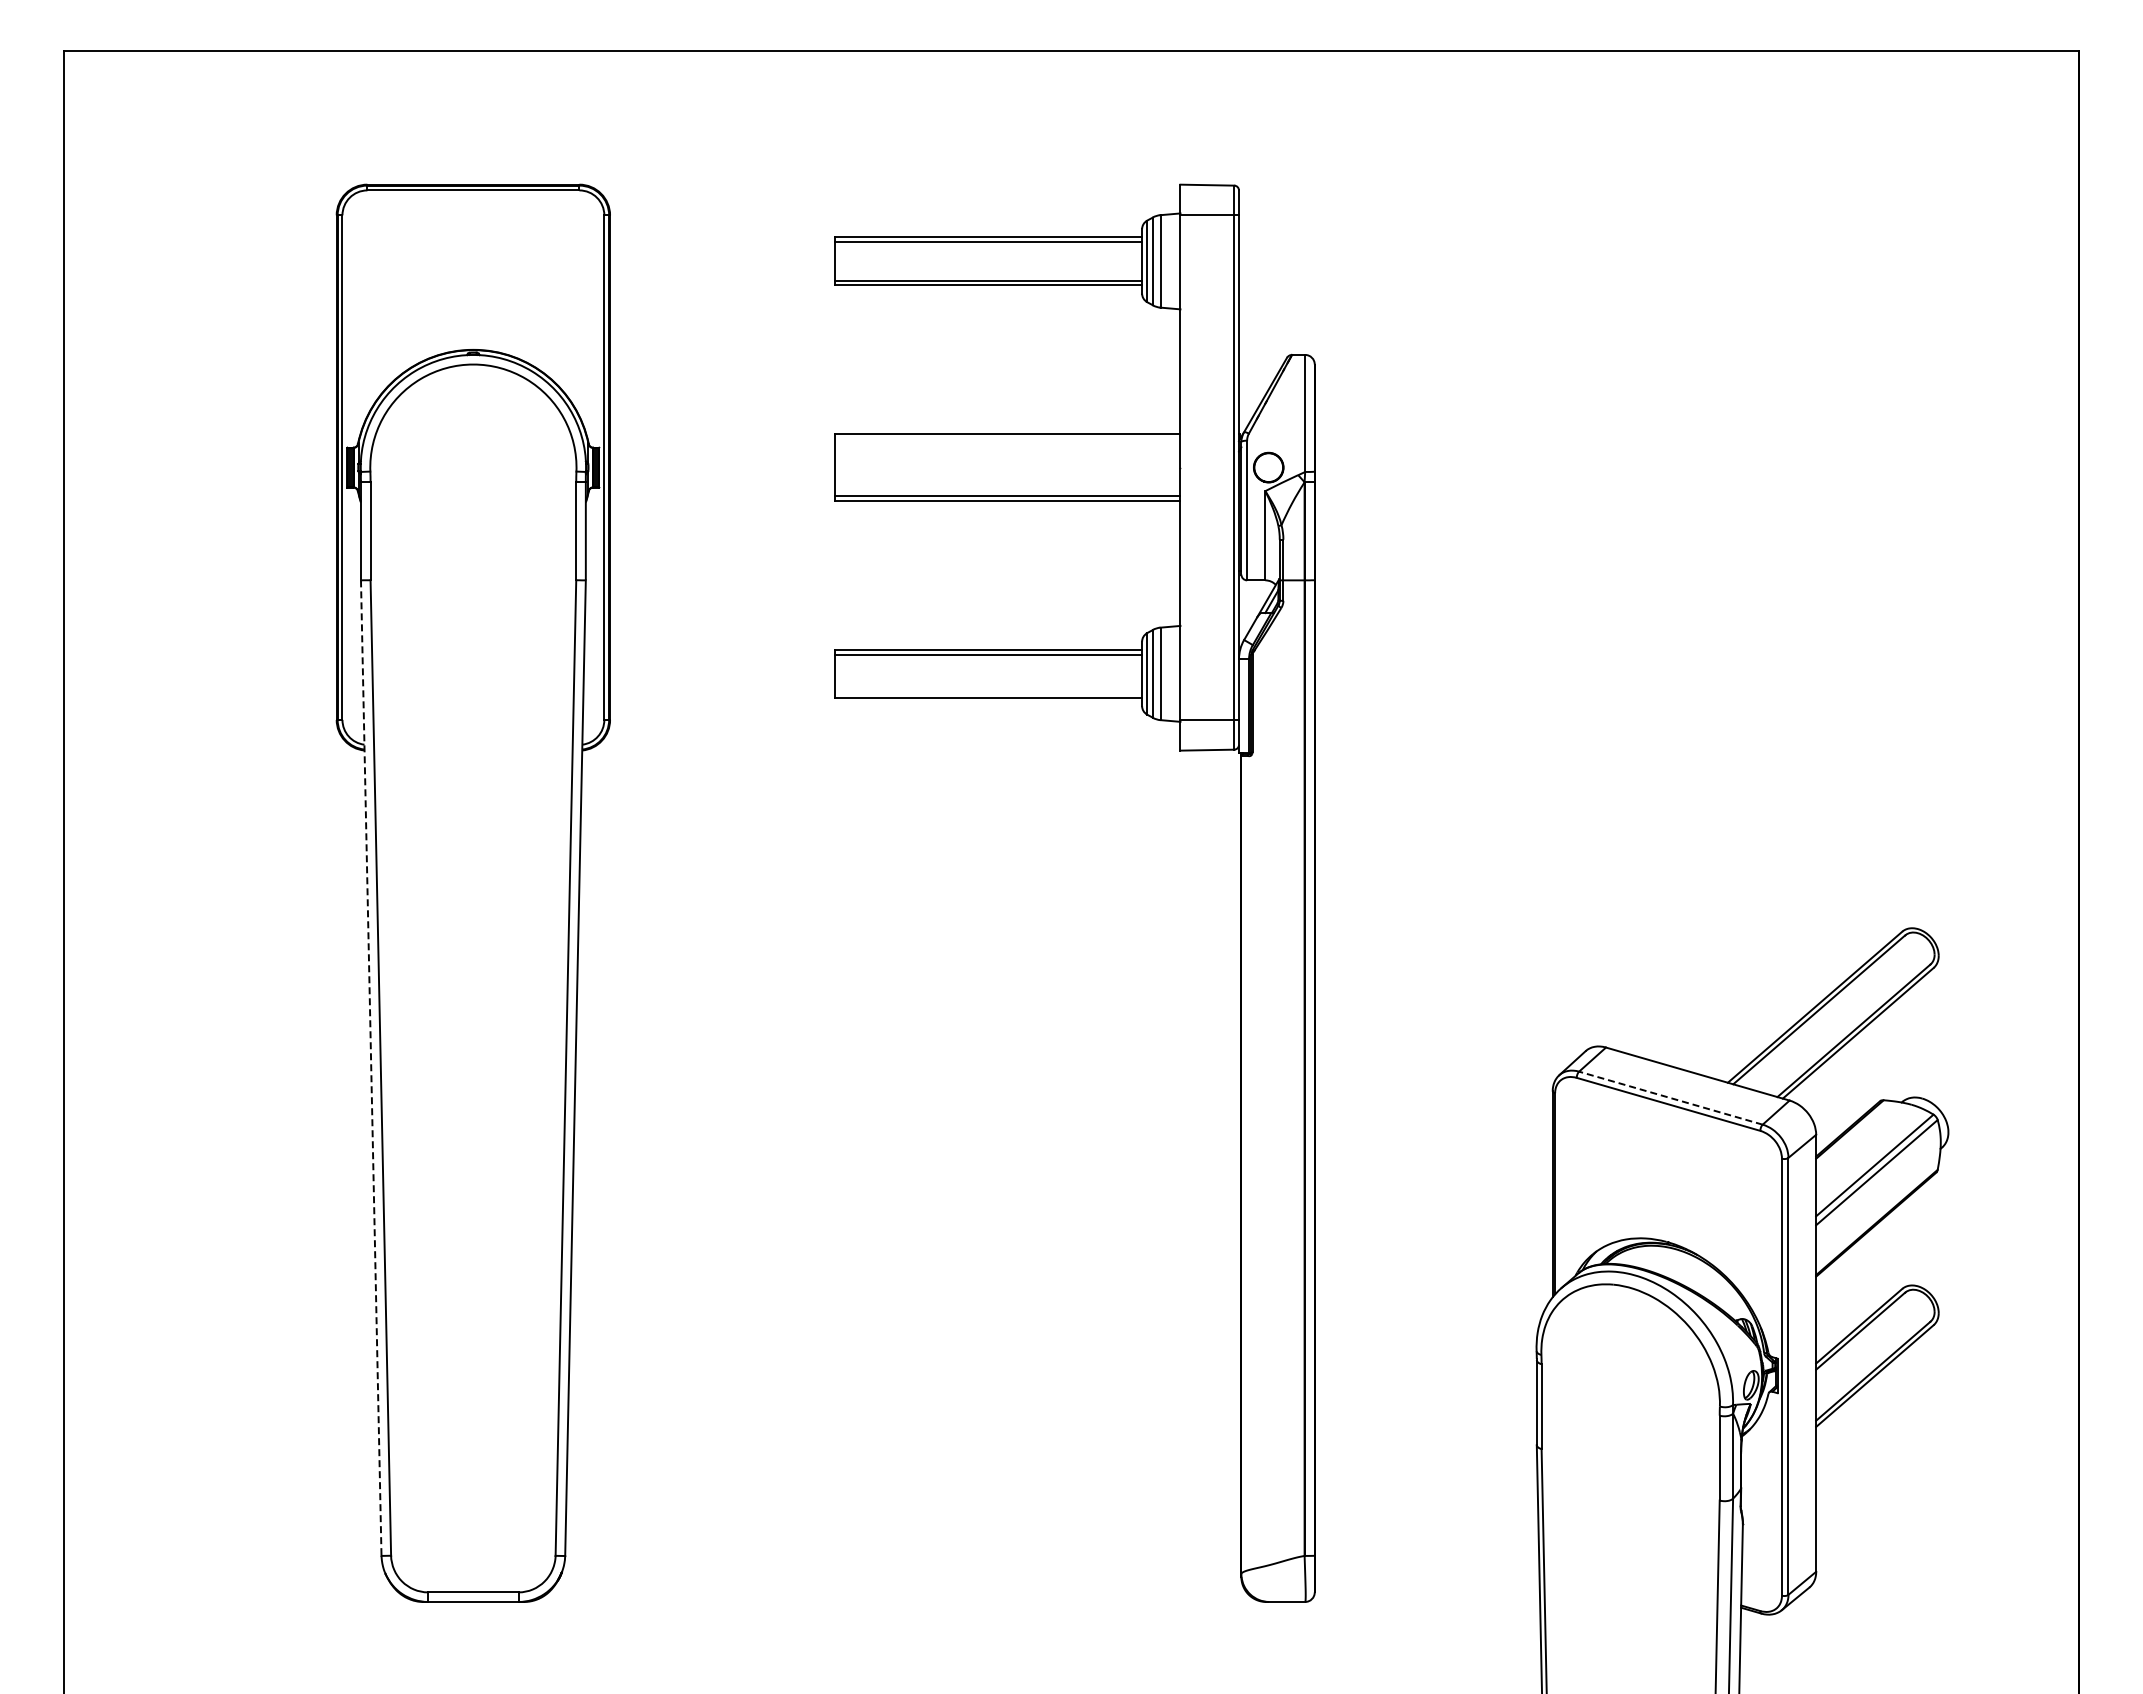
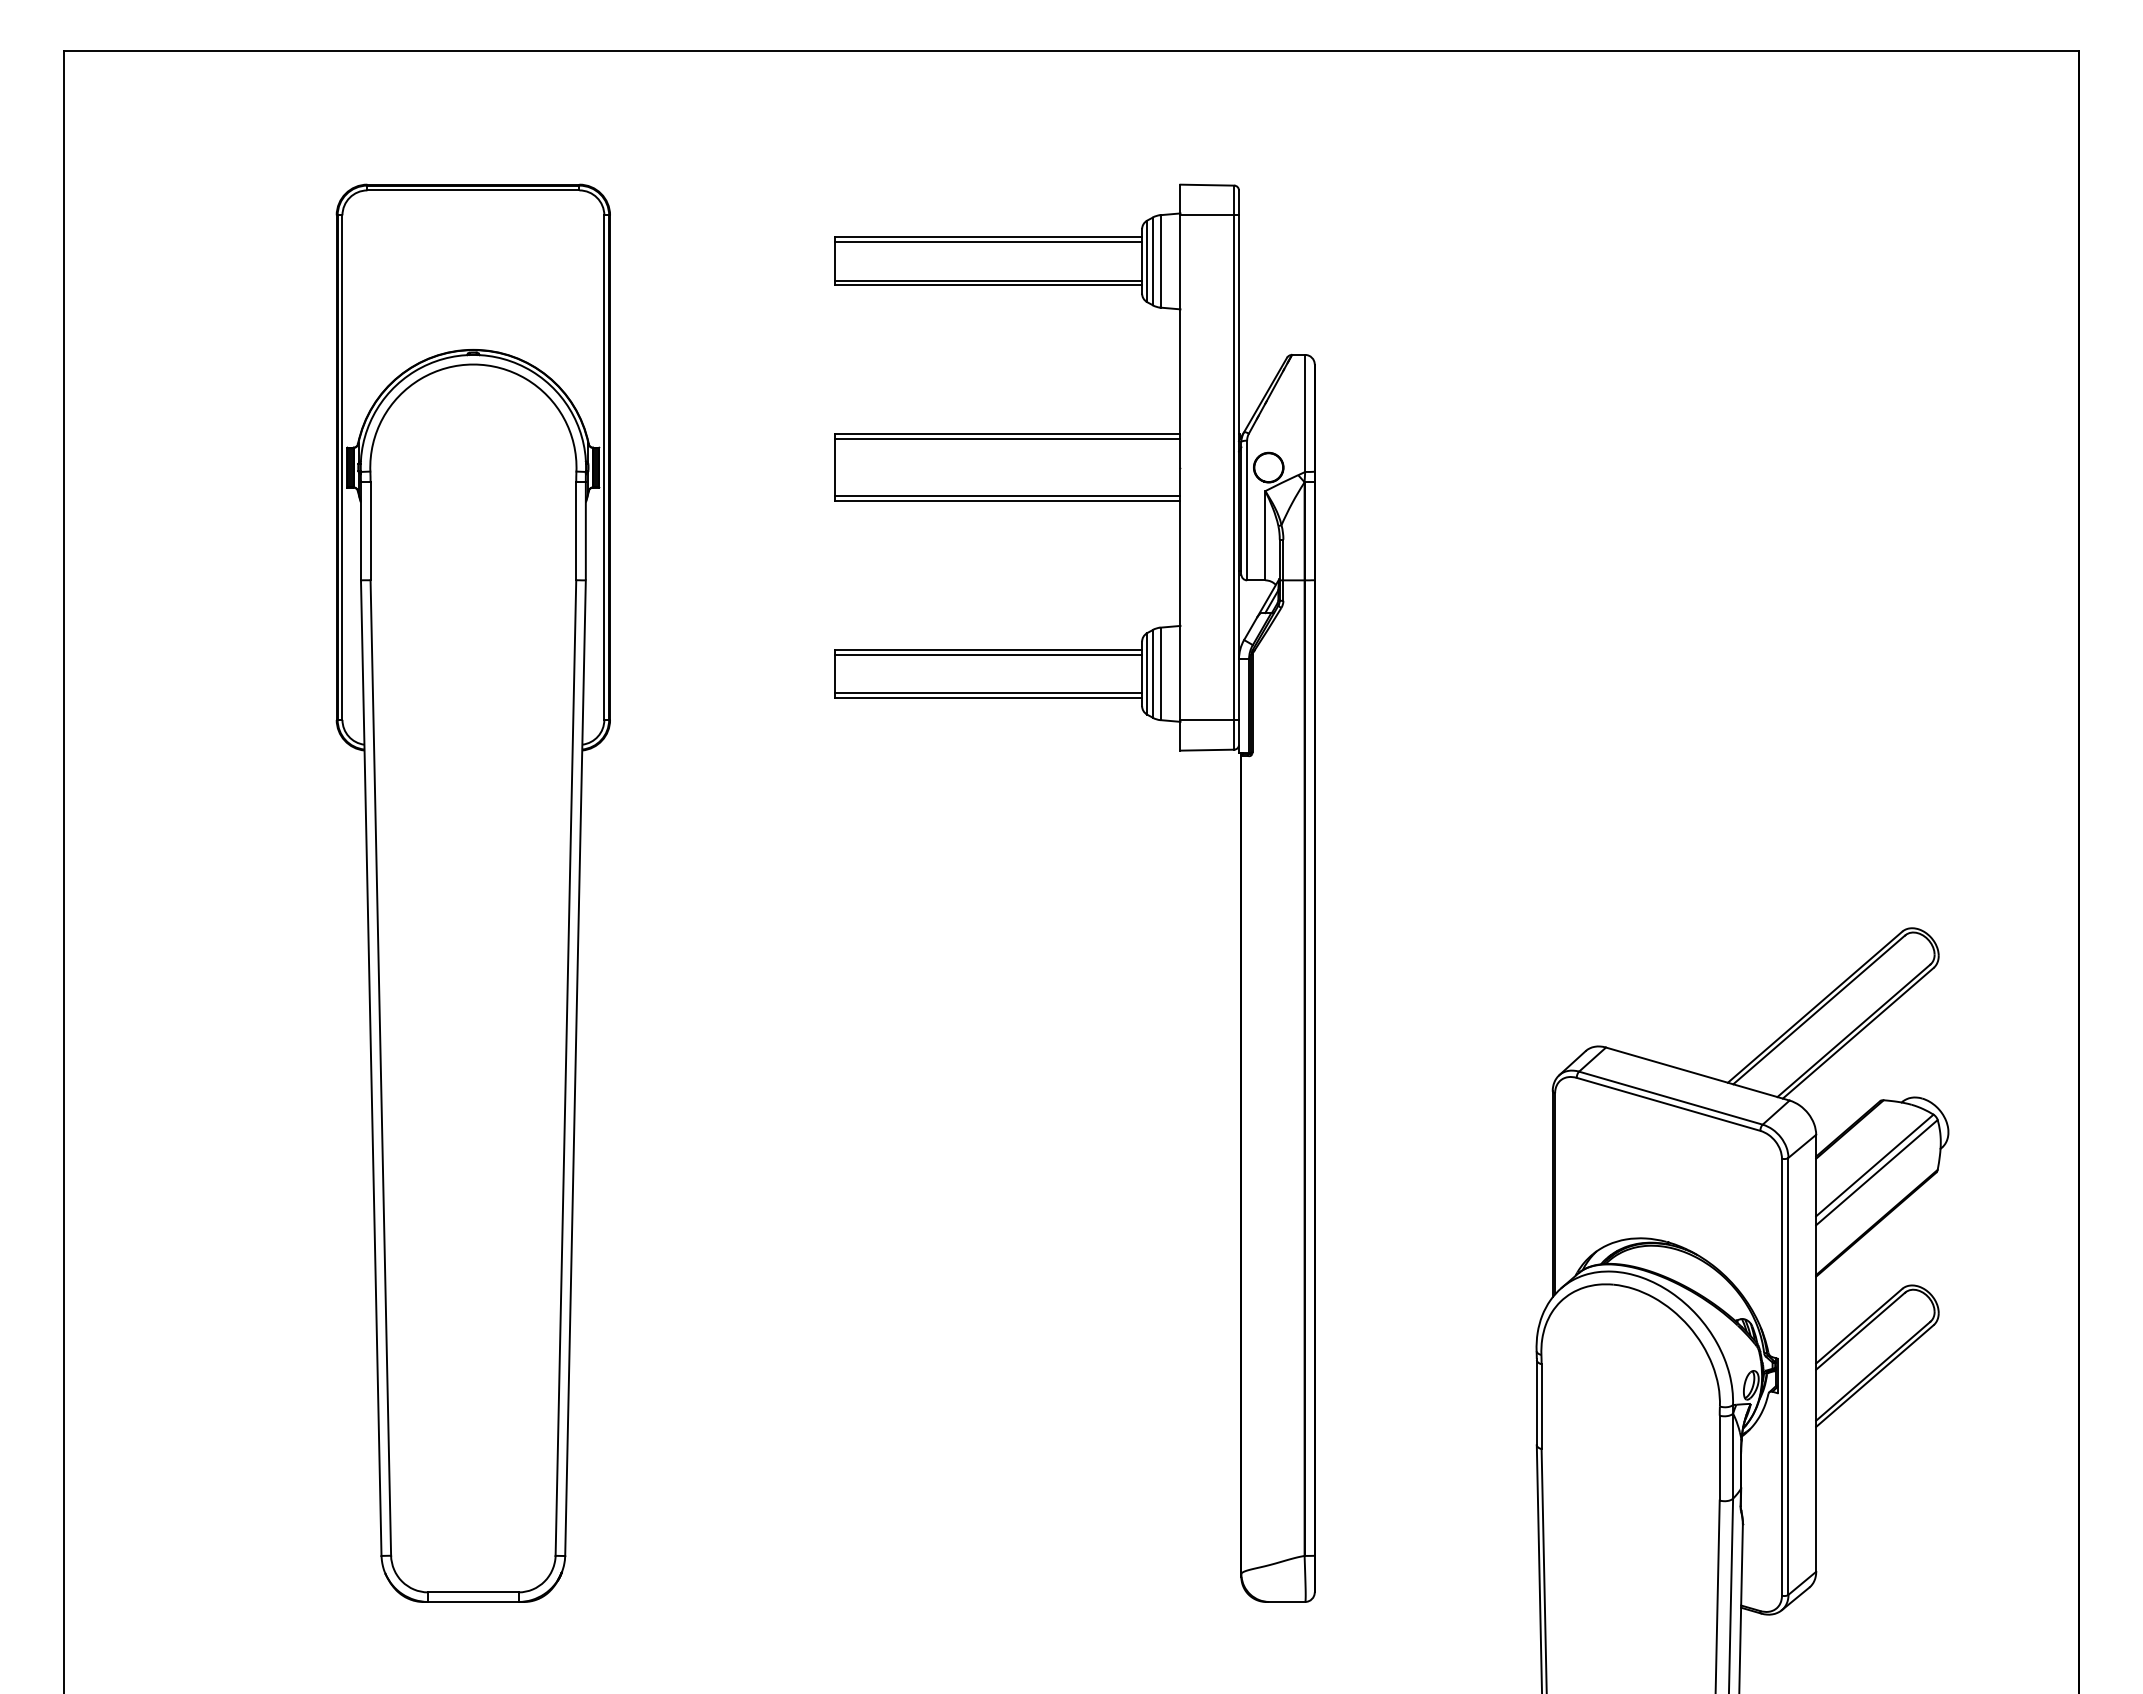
line: none -> present (1007, 438)
line: none -> present (988, 693)
line: dashed -> solid (371, 1068)
line: dashed -> solid (1670, 1098)
